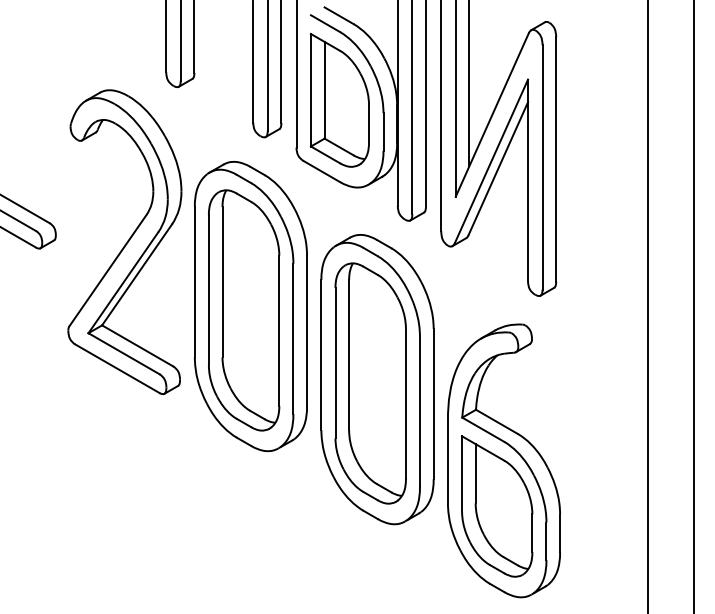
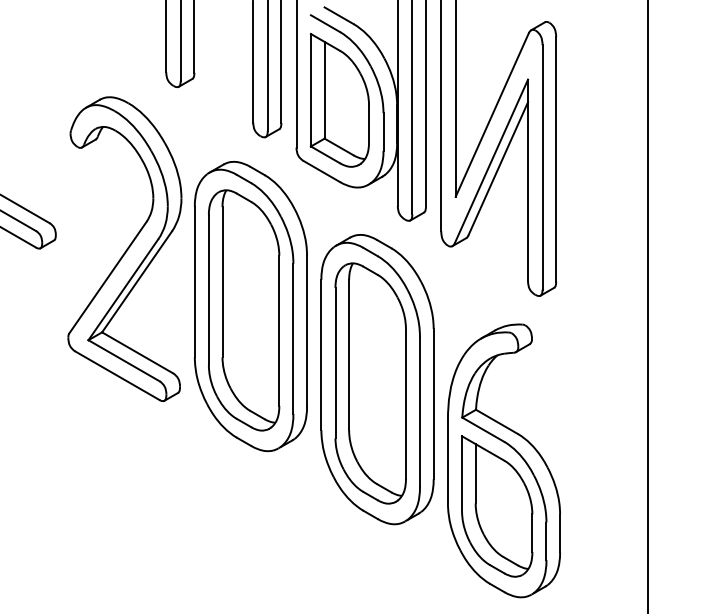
line: present -> none (469, 84)
part position: (124, 241) -> (124, 248) (124, 248)
line: present -> none (693, 306)
